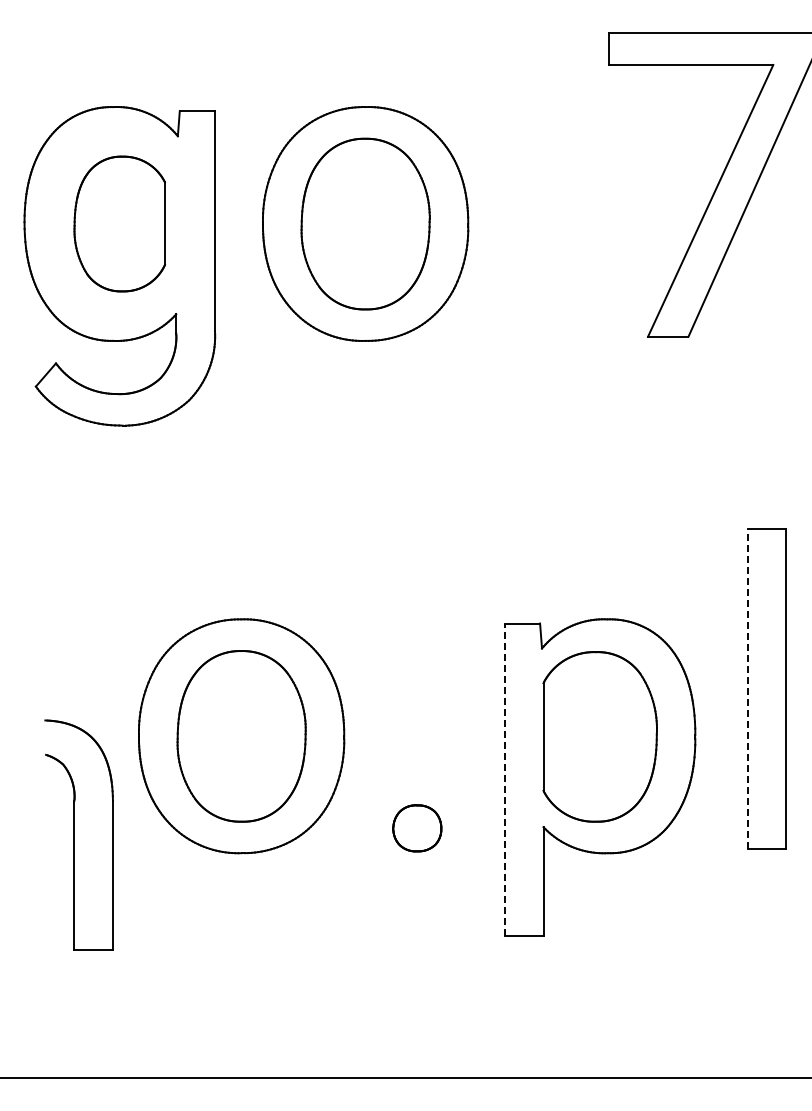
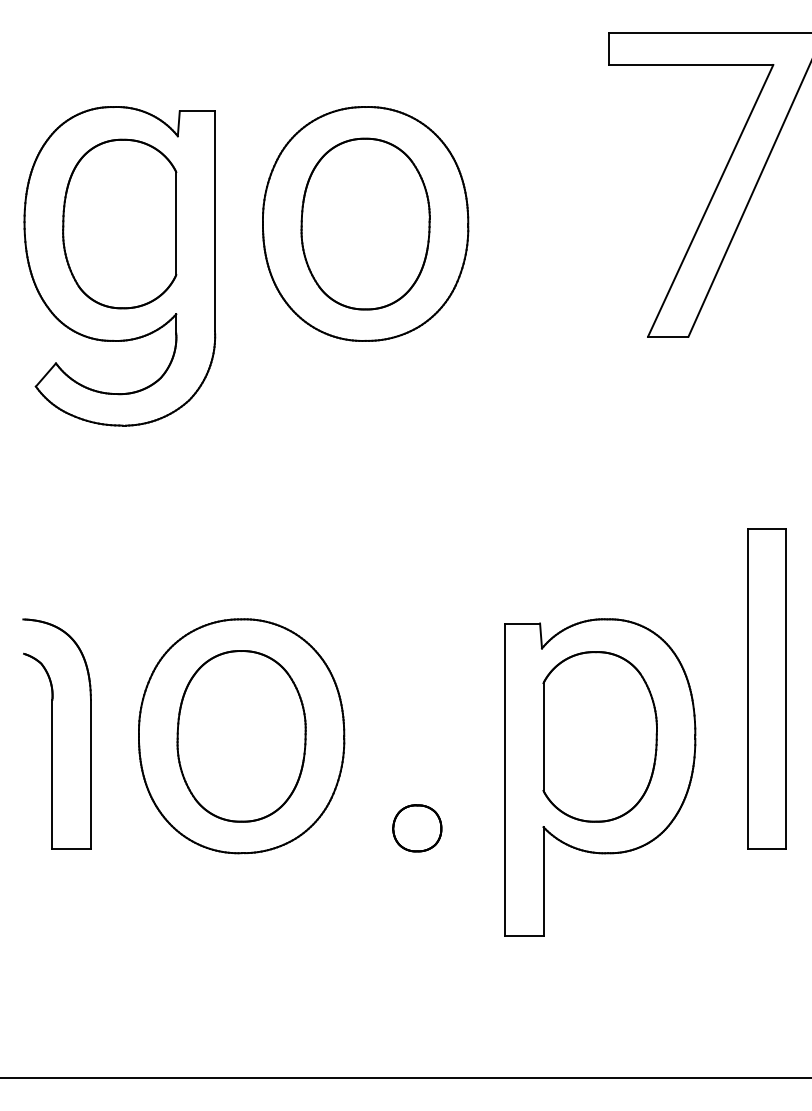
part size: 93x138 px -> 116x172 px (119, 223)
line: dashed -> solid (747, 688)
line: dashed -> solid (504, 779)
part position: (78, 834) -> (56, 733) (56, 733)
